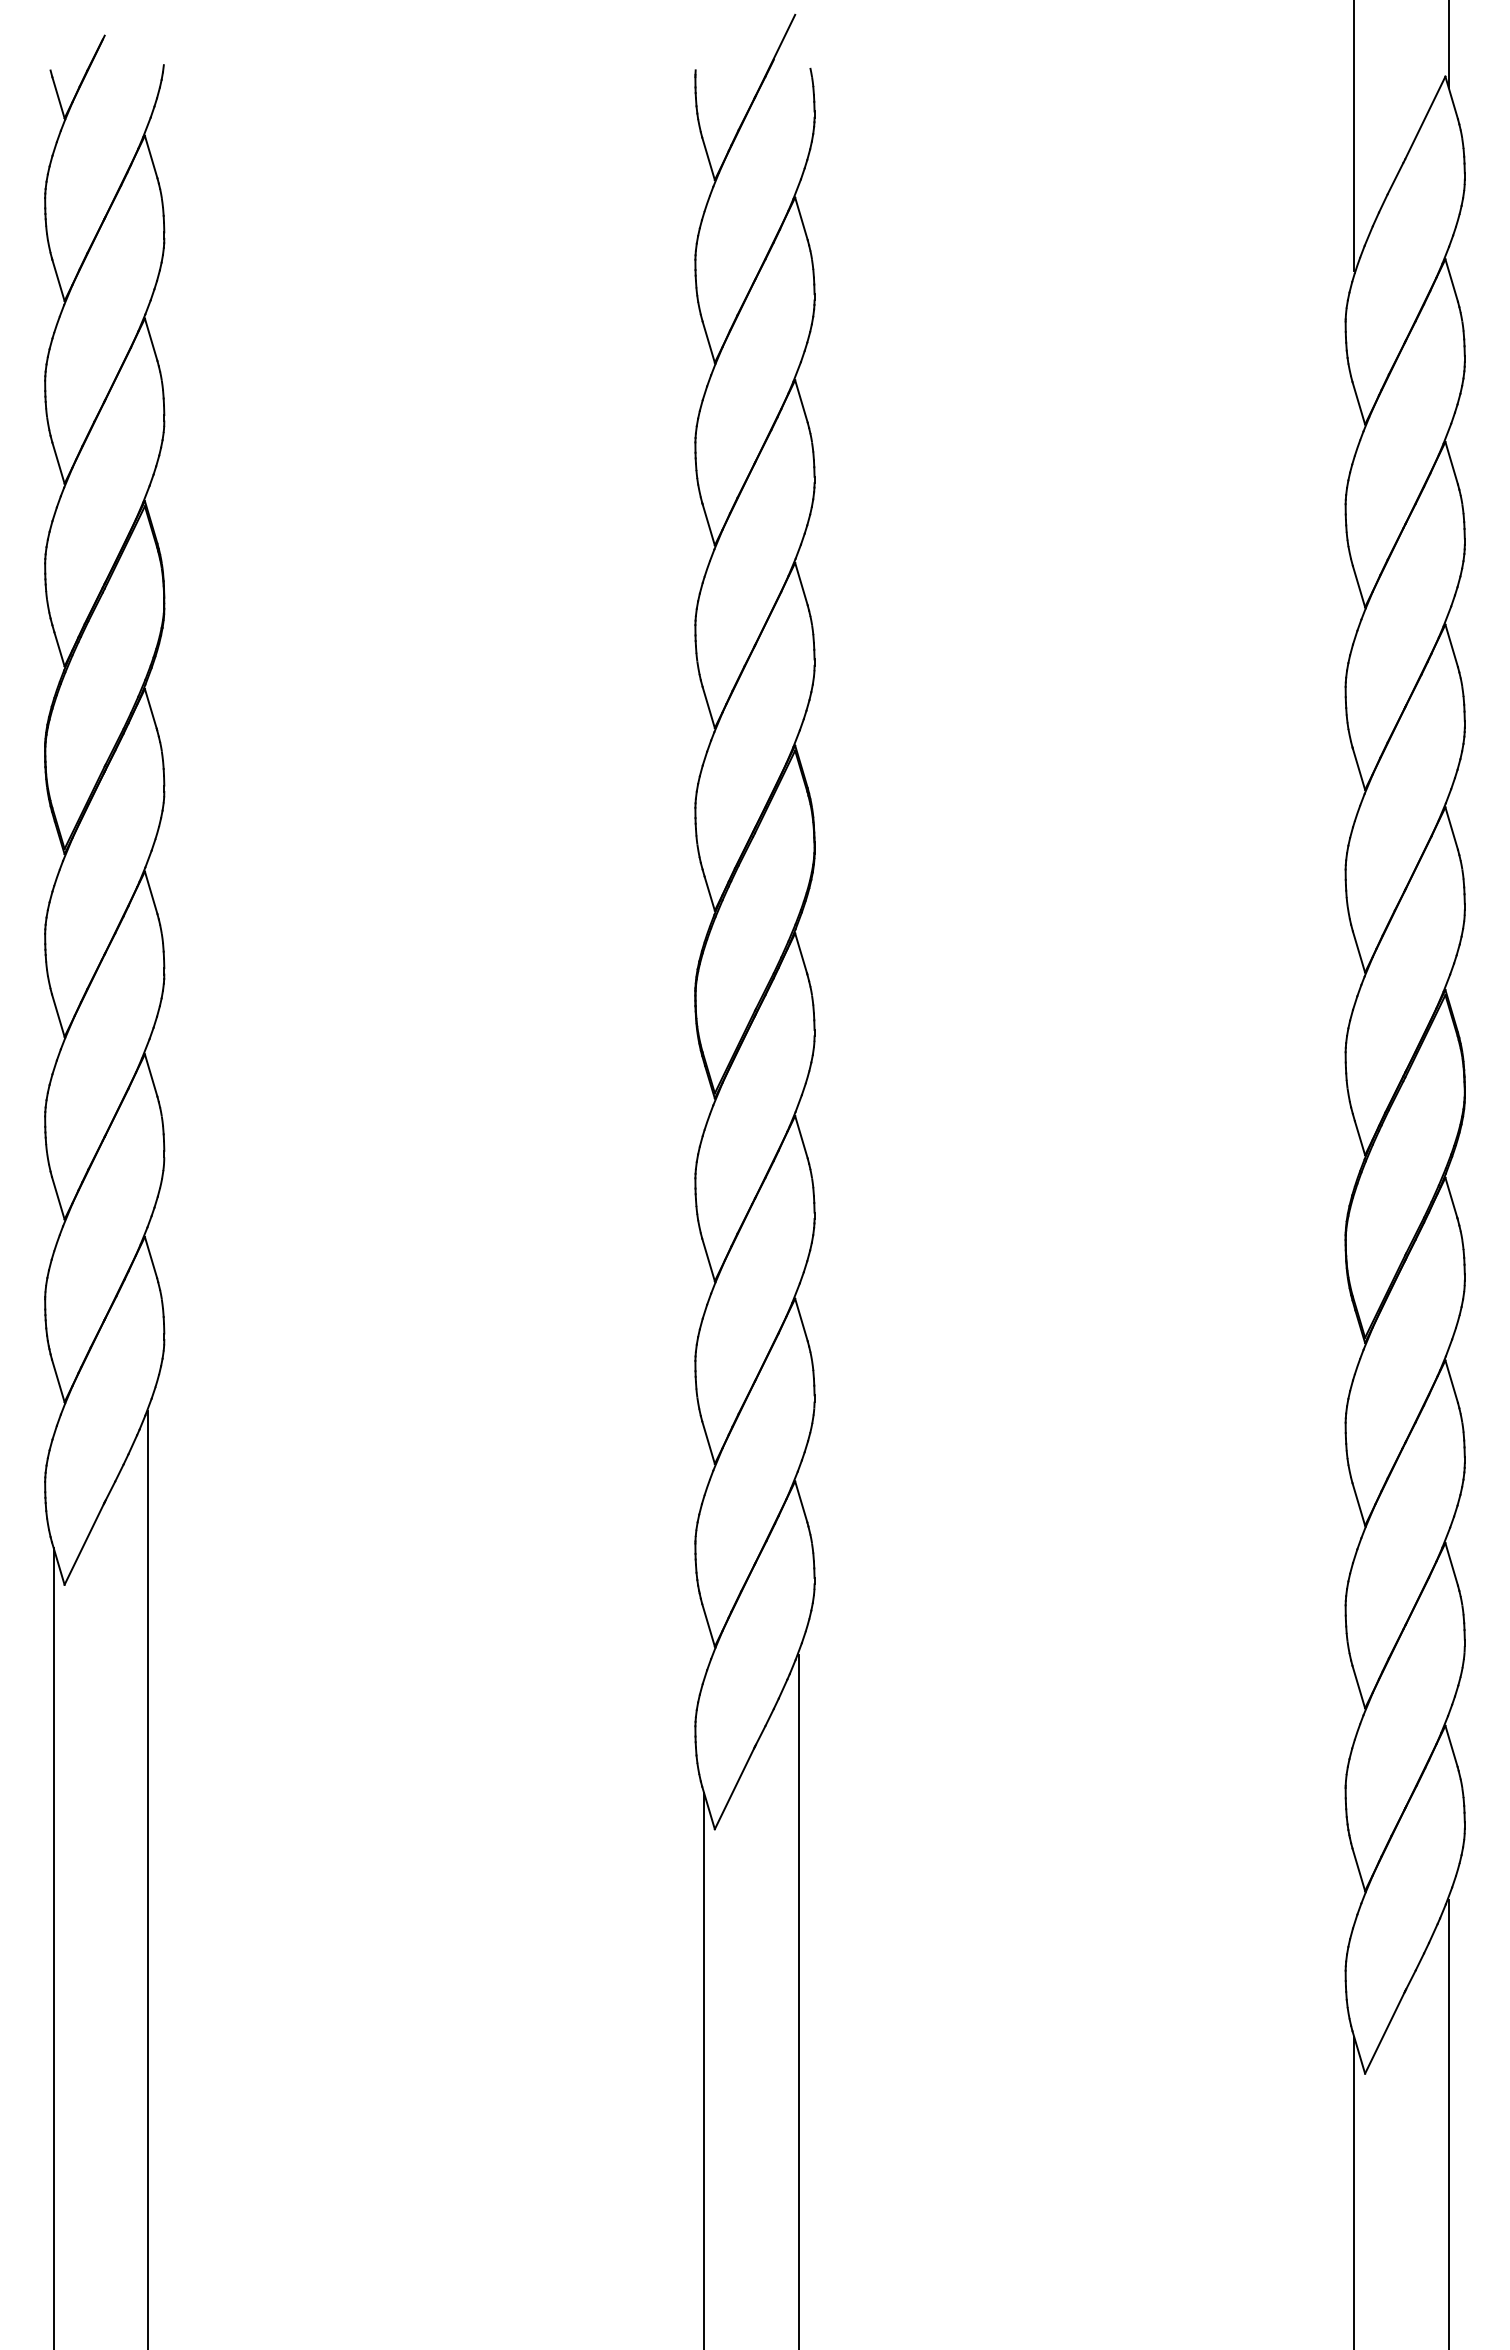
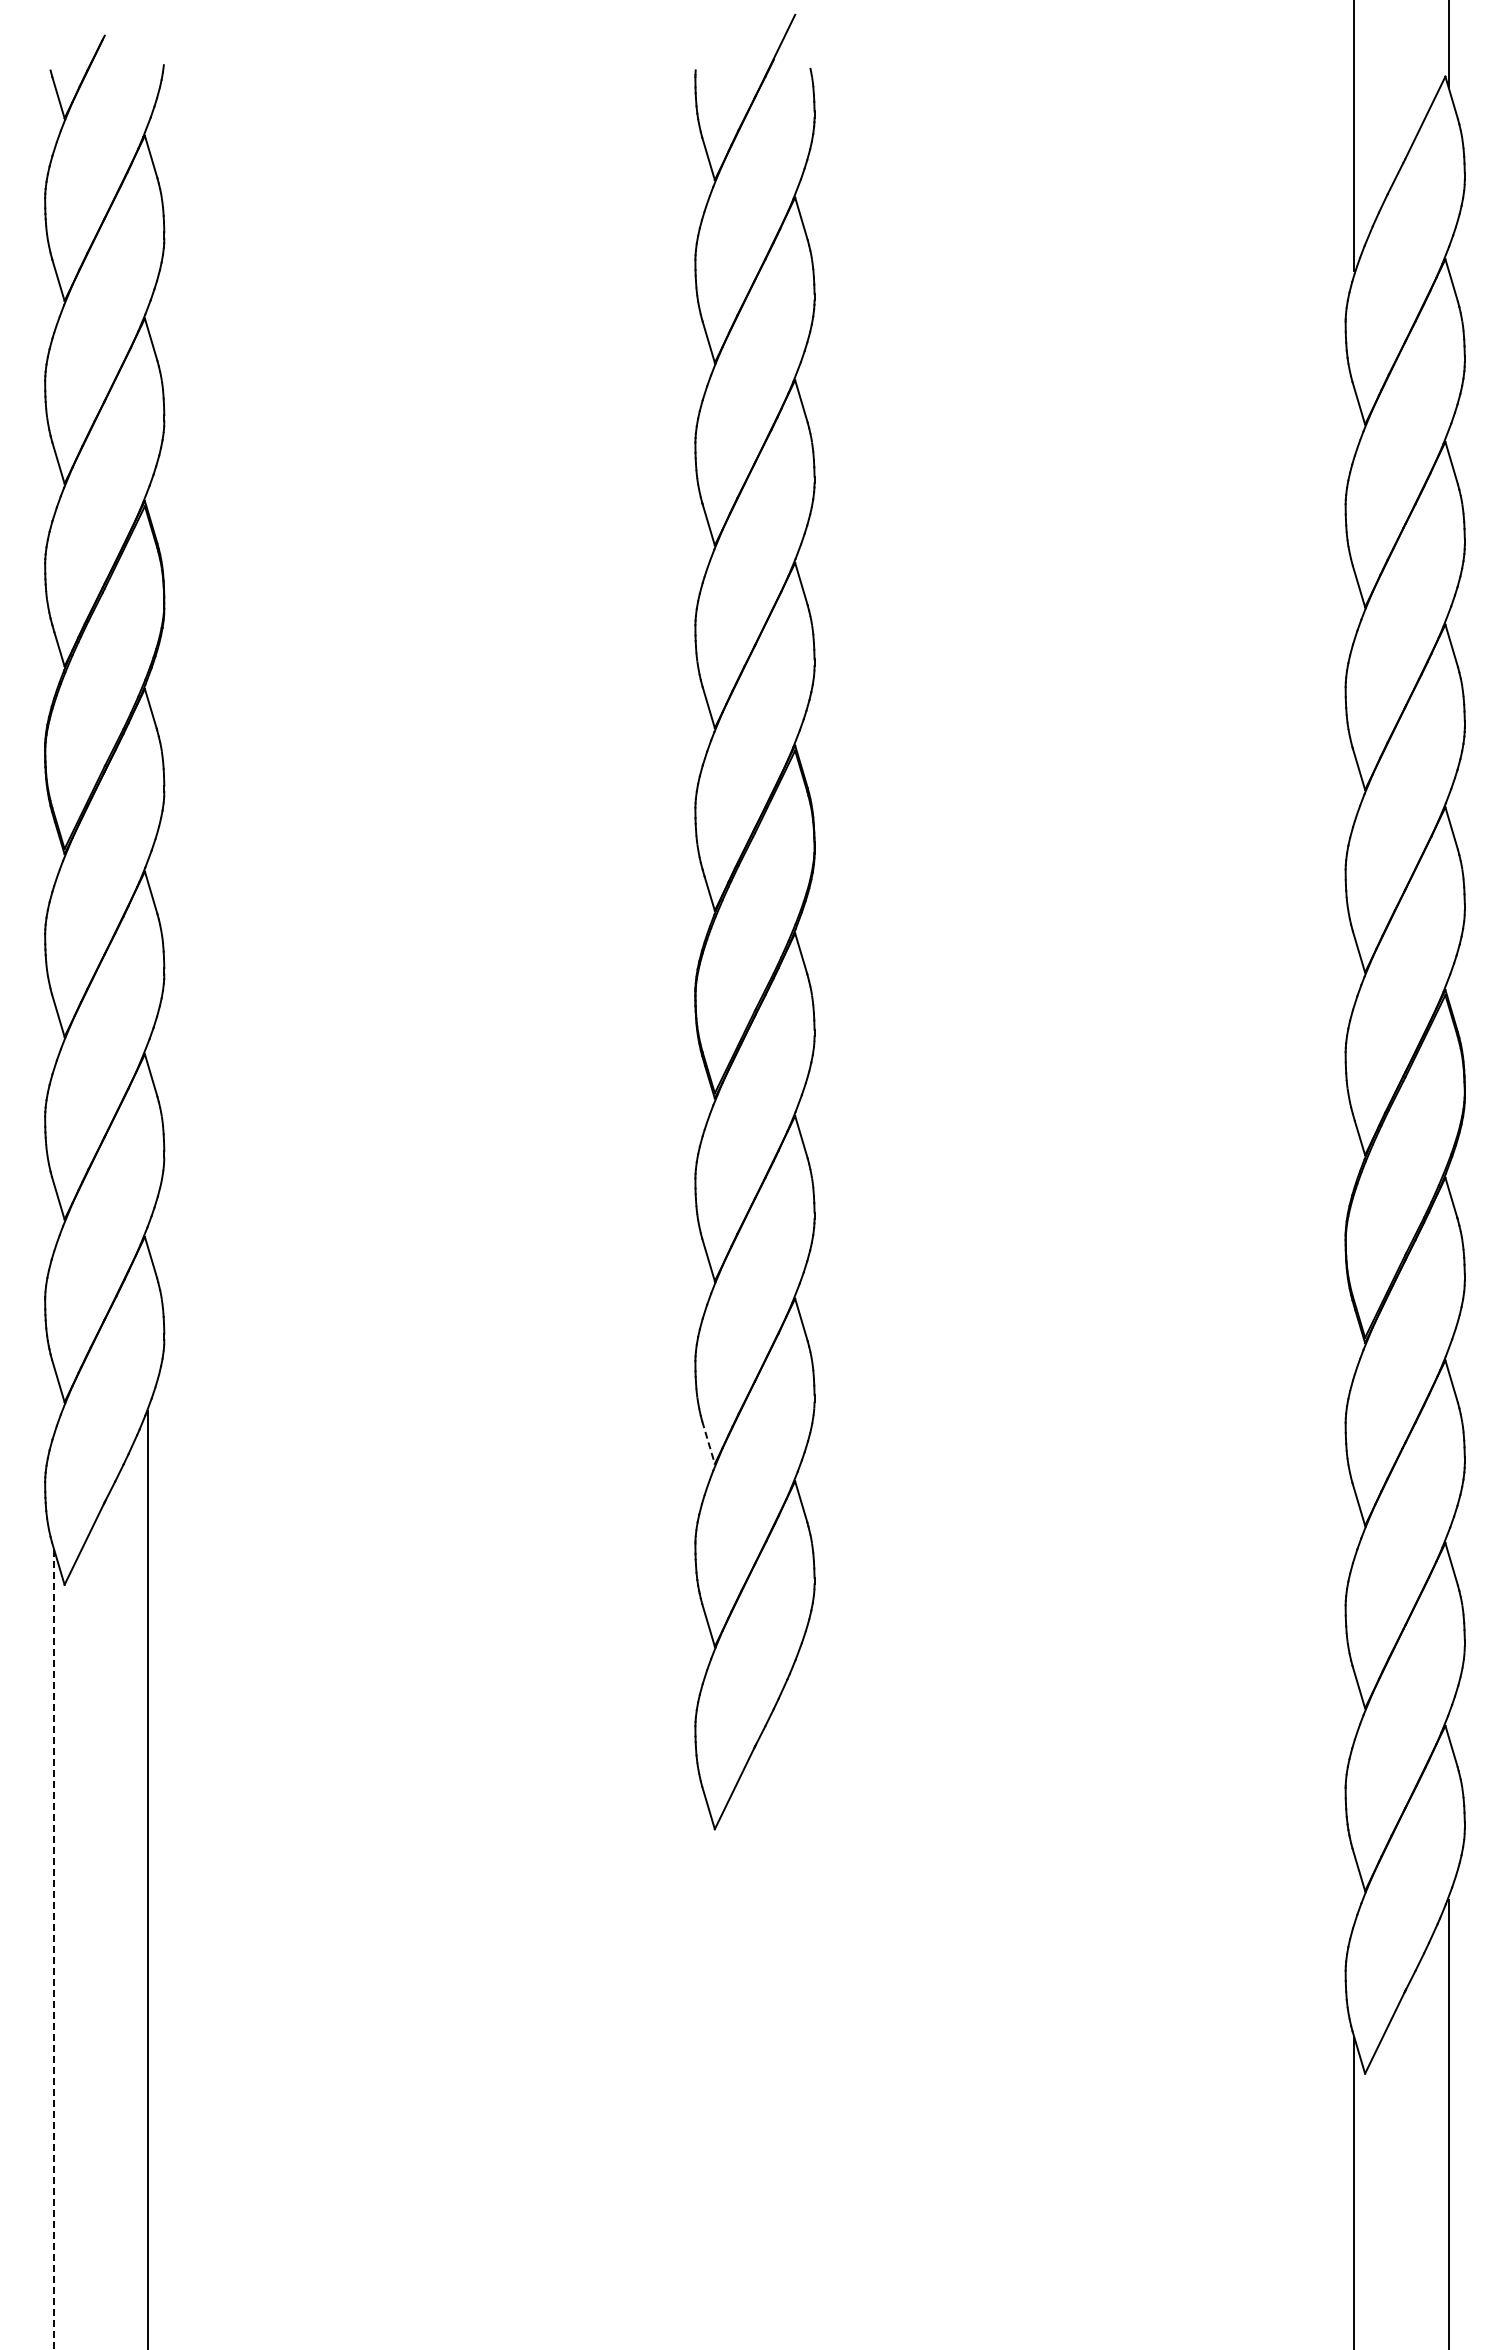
line: solid -> dashed (708, 1443)
line: solid -> dashed (53, 1948)
line: present -> none (798, 2000)
line: present -> none (704, 2069)
